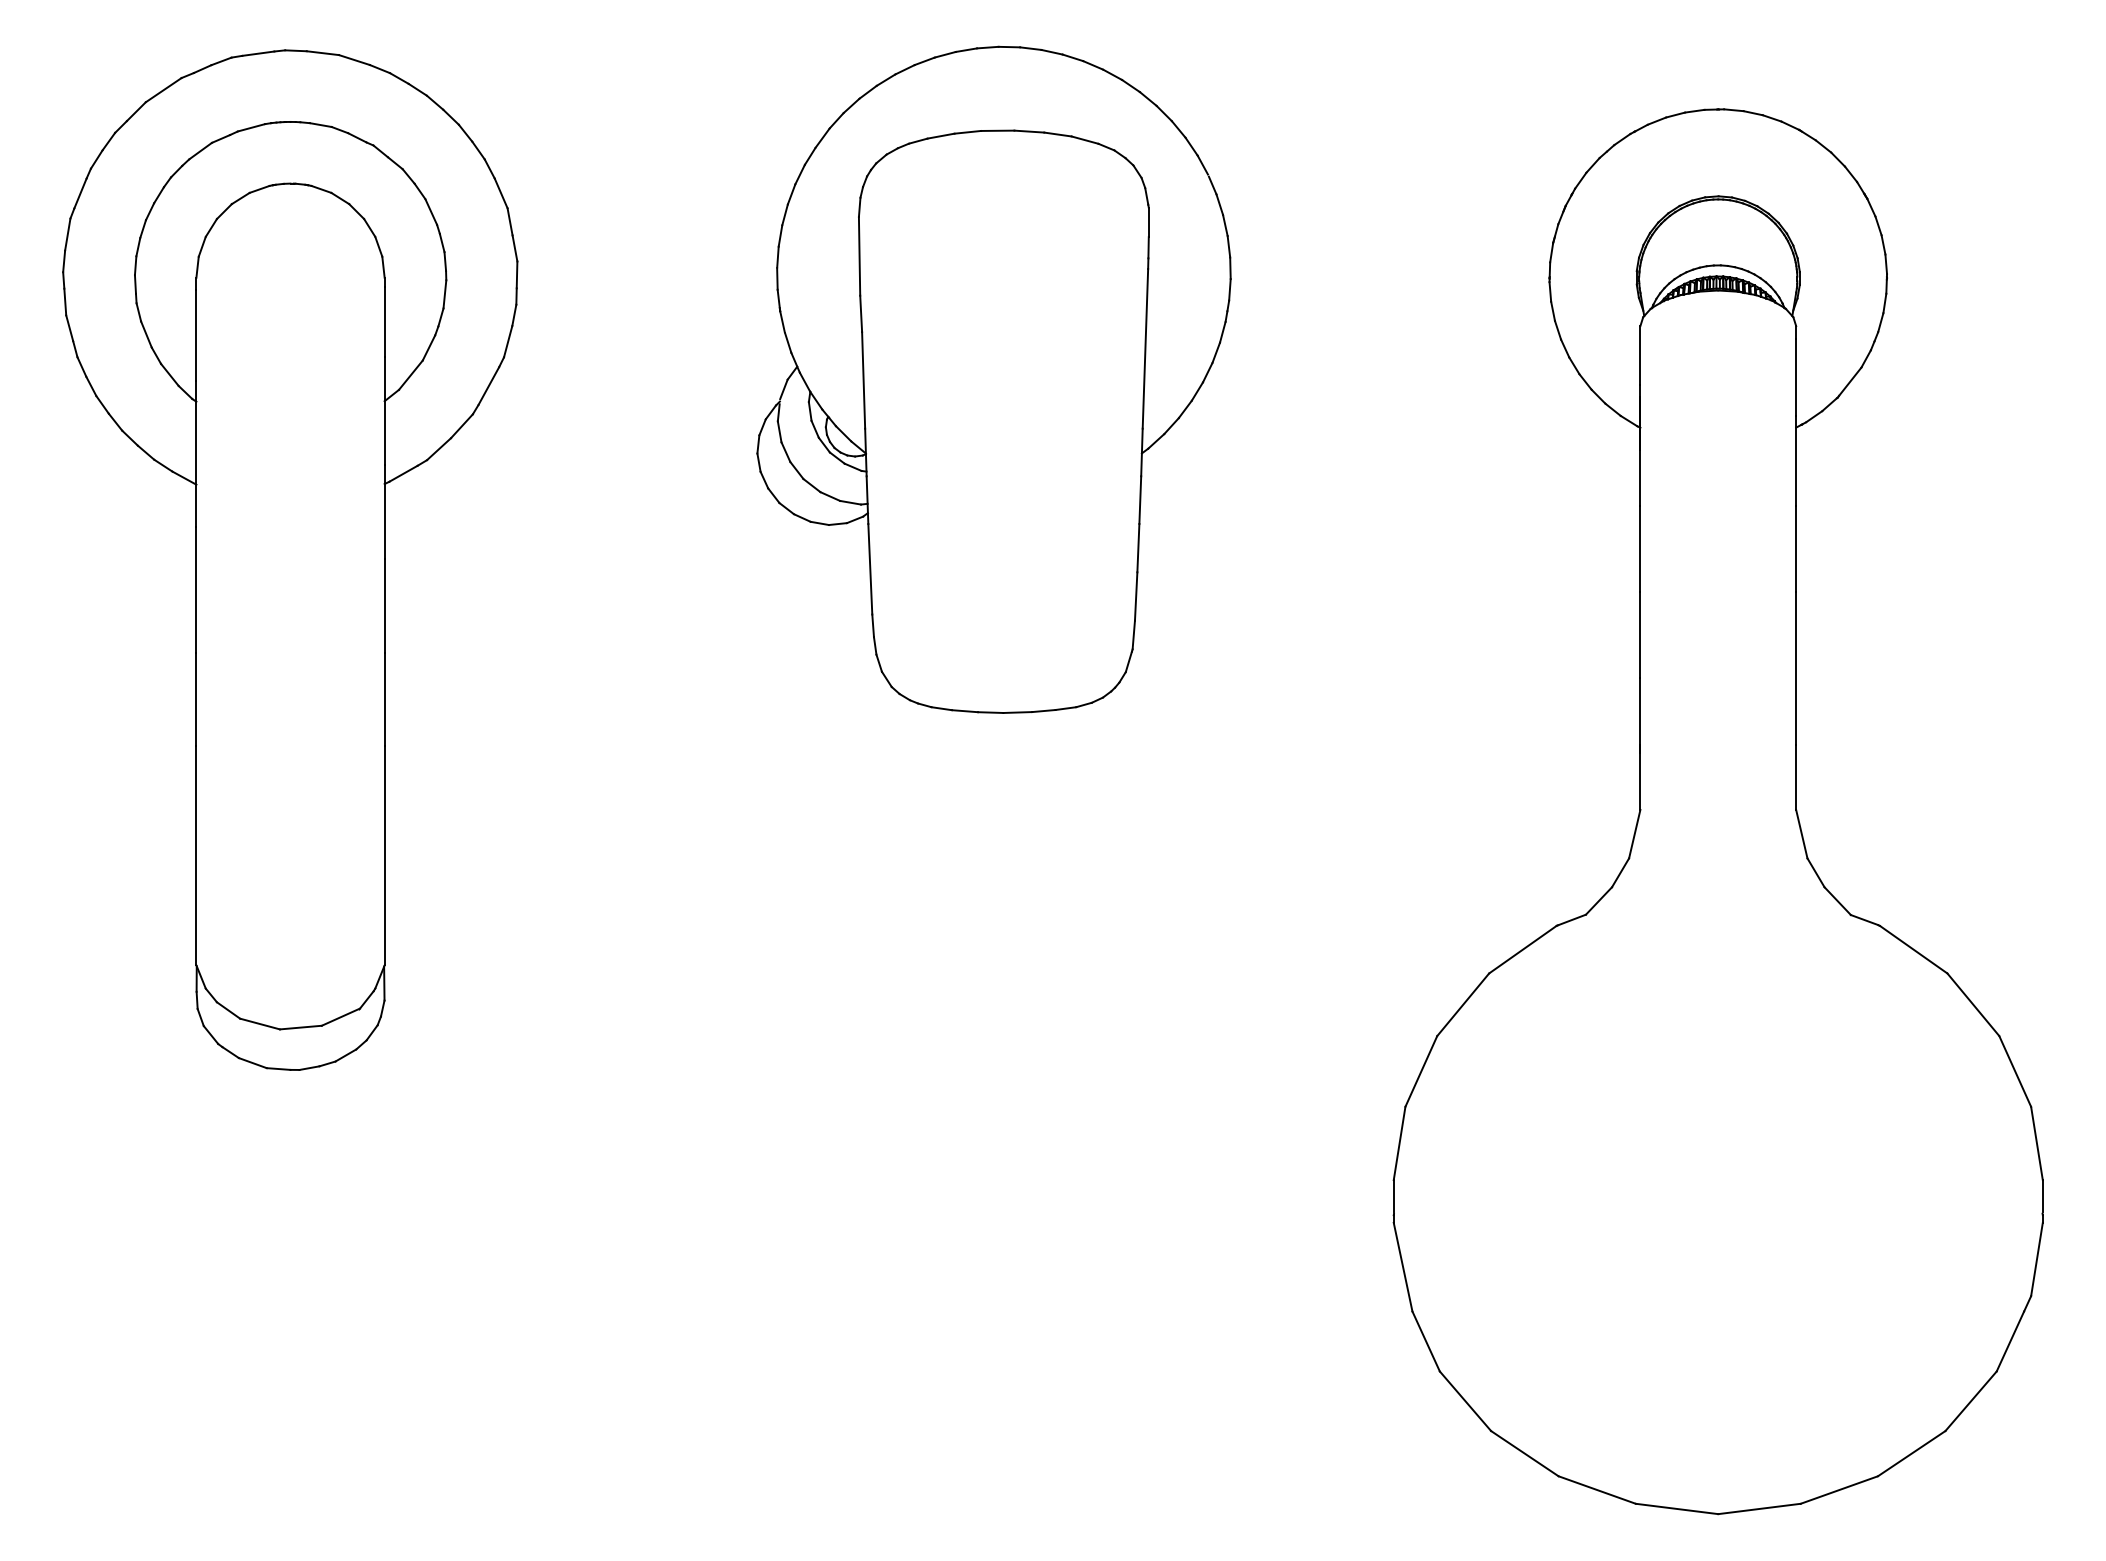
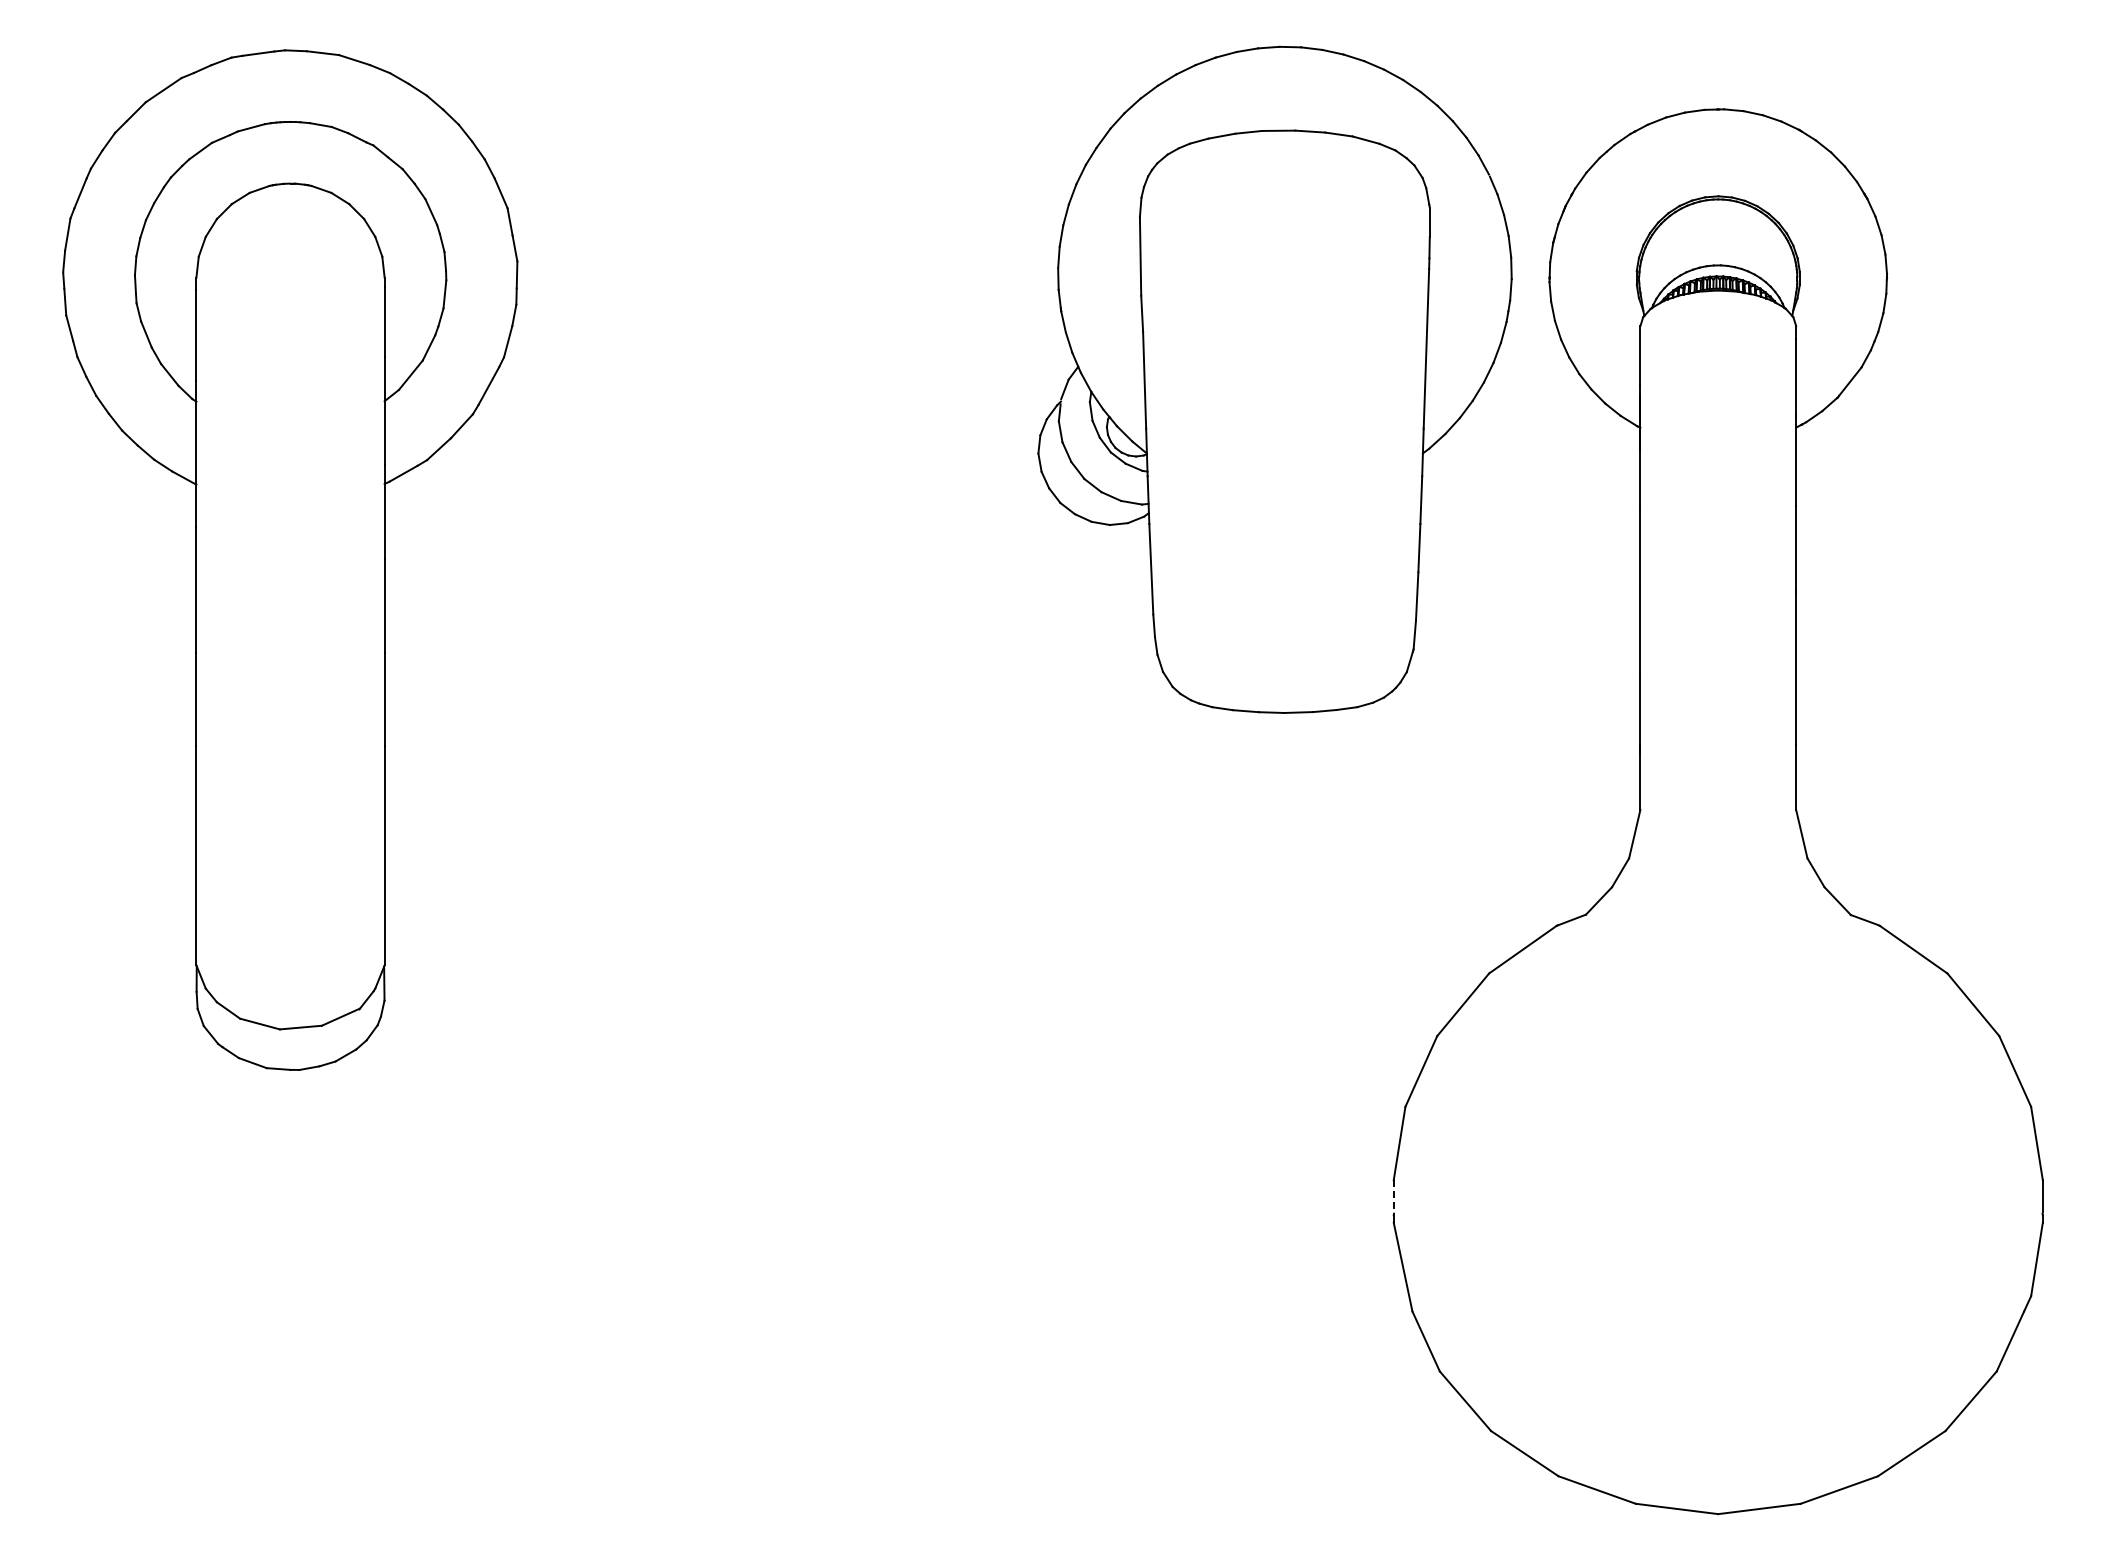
part position: (993, 379) -> (1274, 379) (1274, 379)
line: solid -> dashed (1393, 1196)
